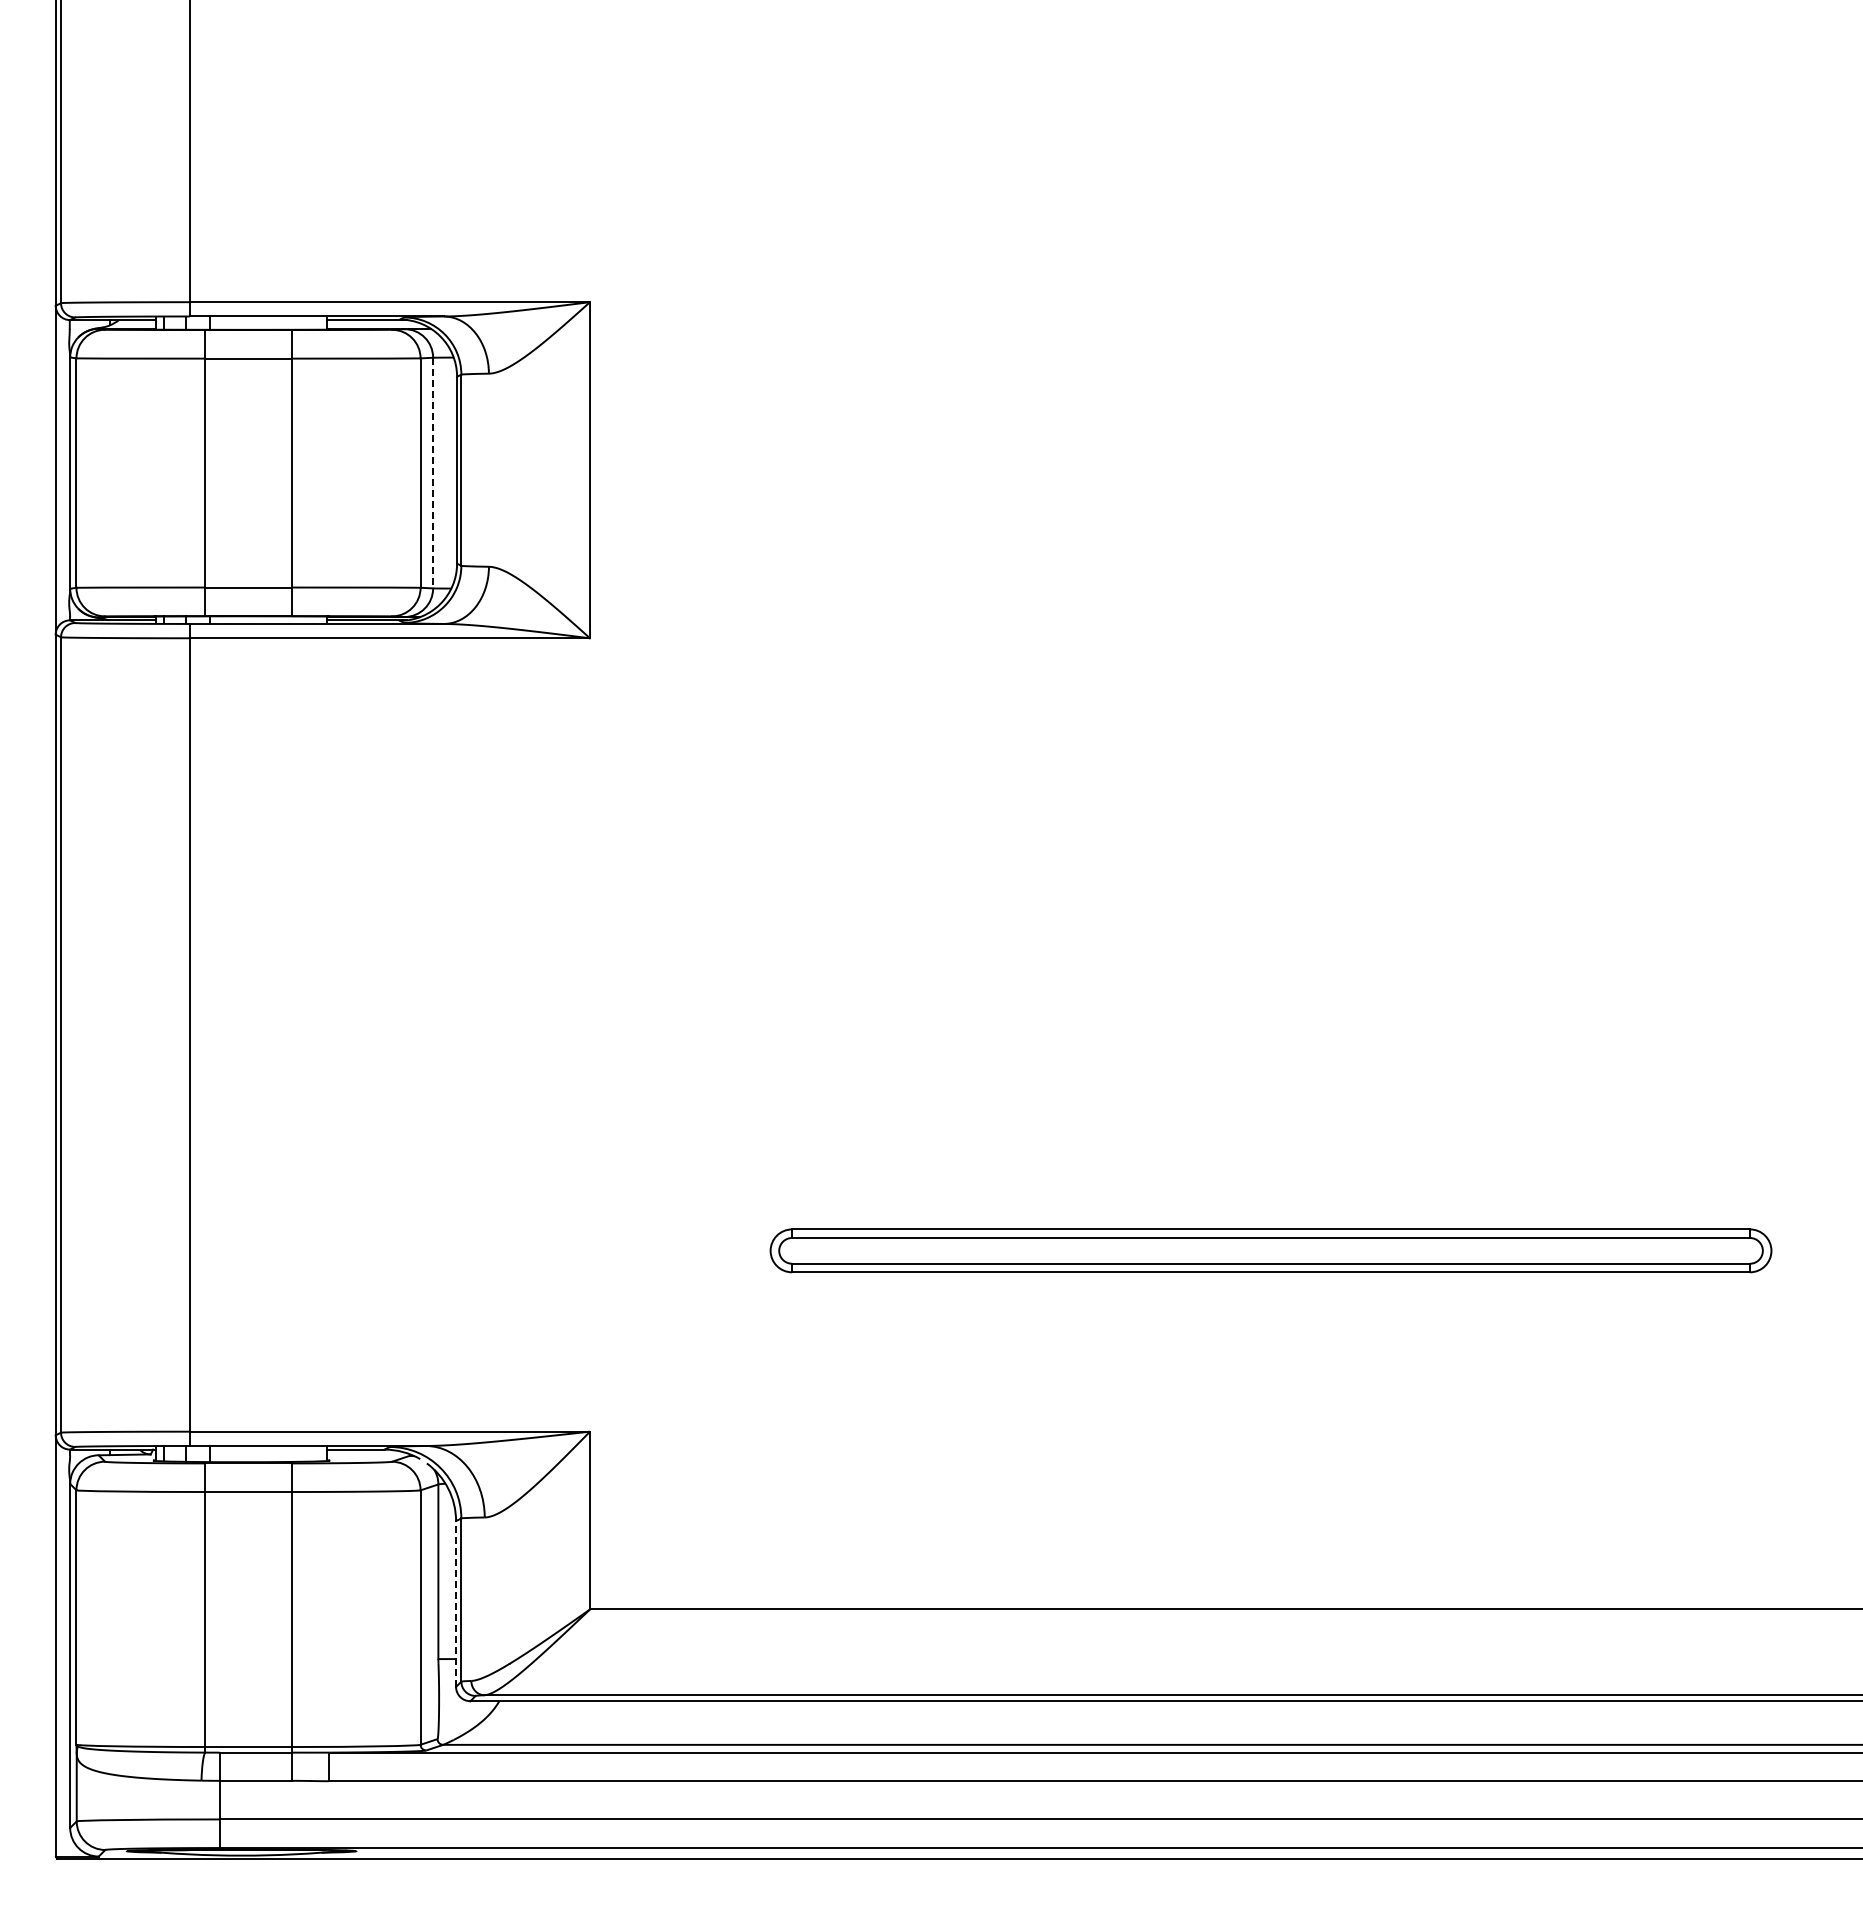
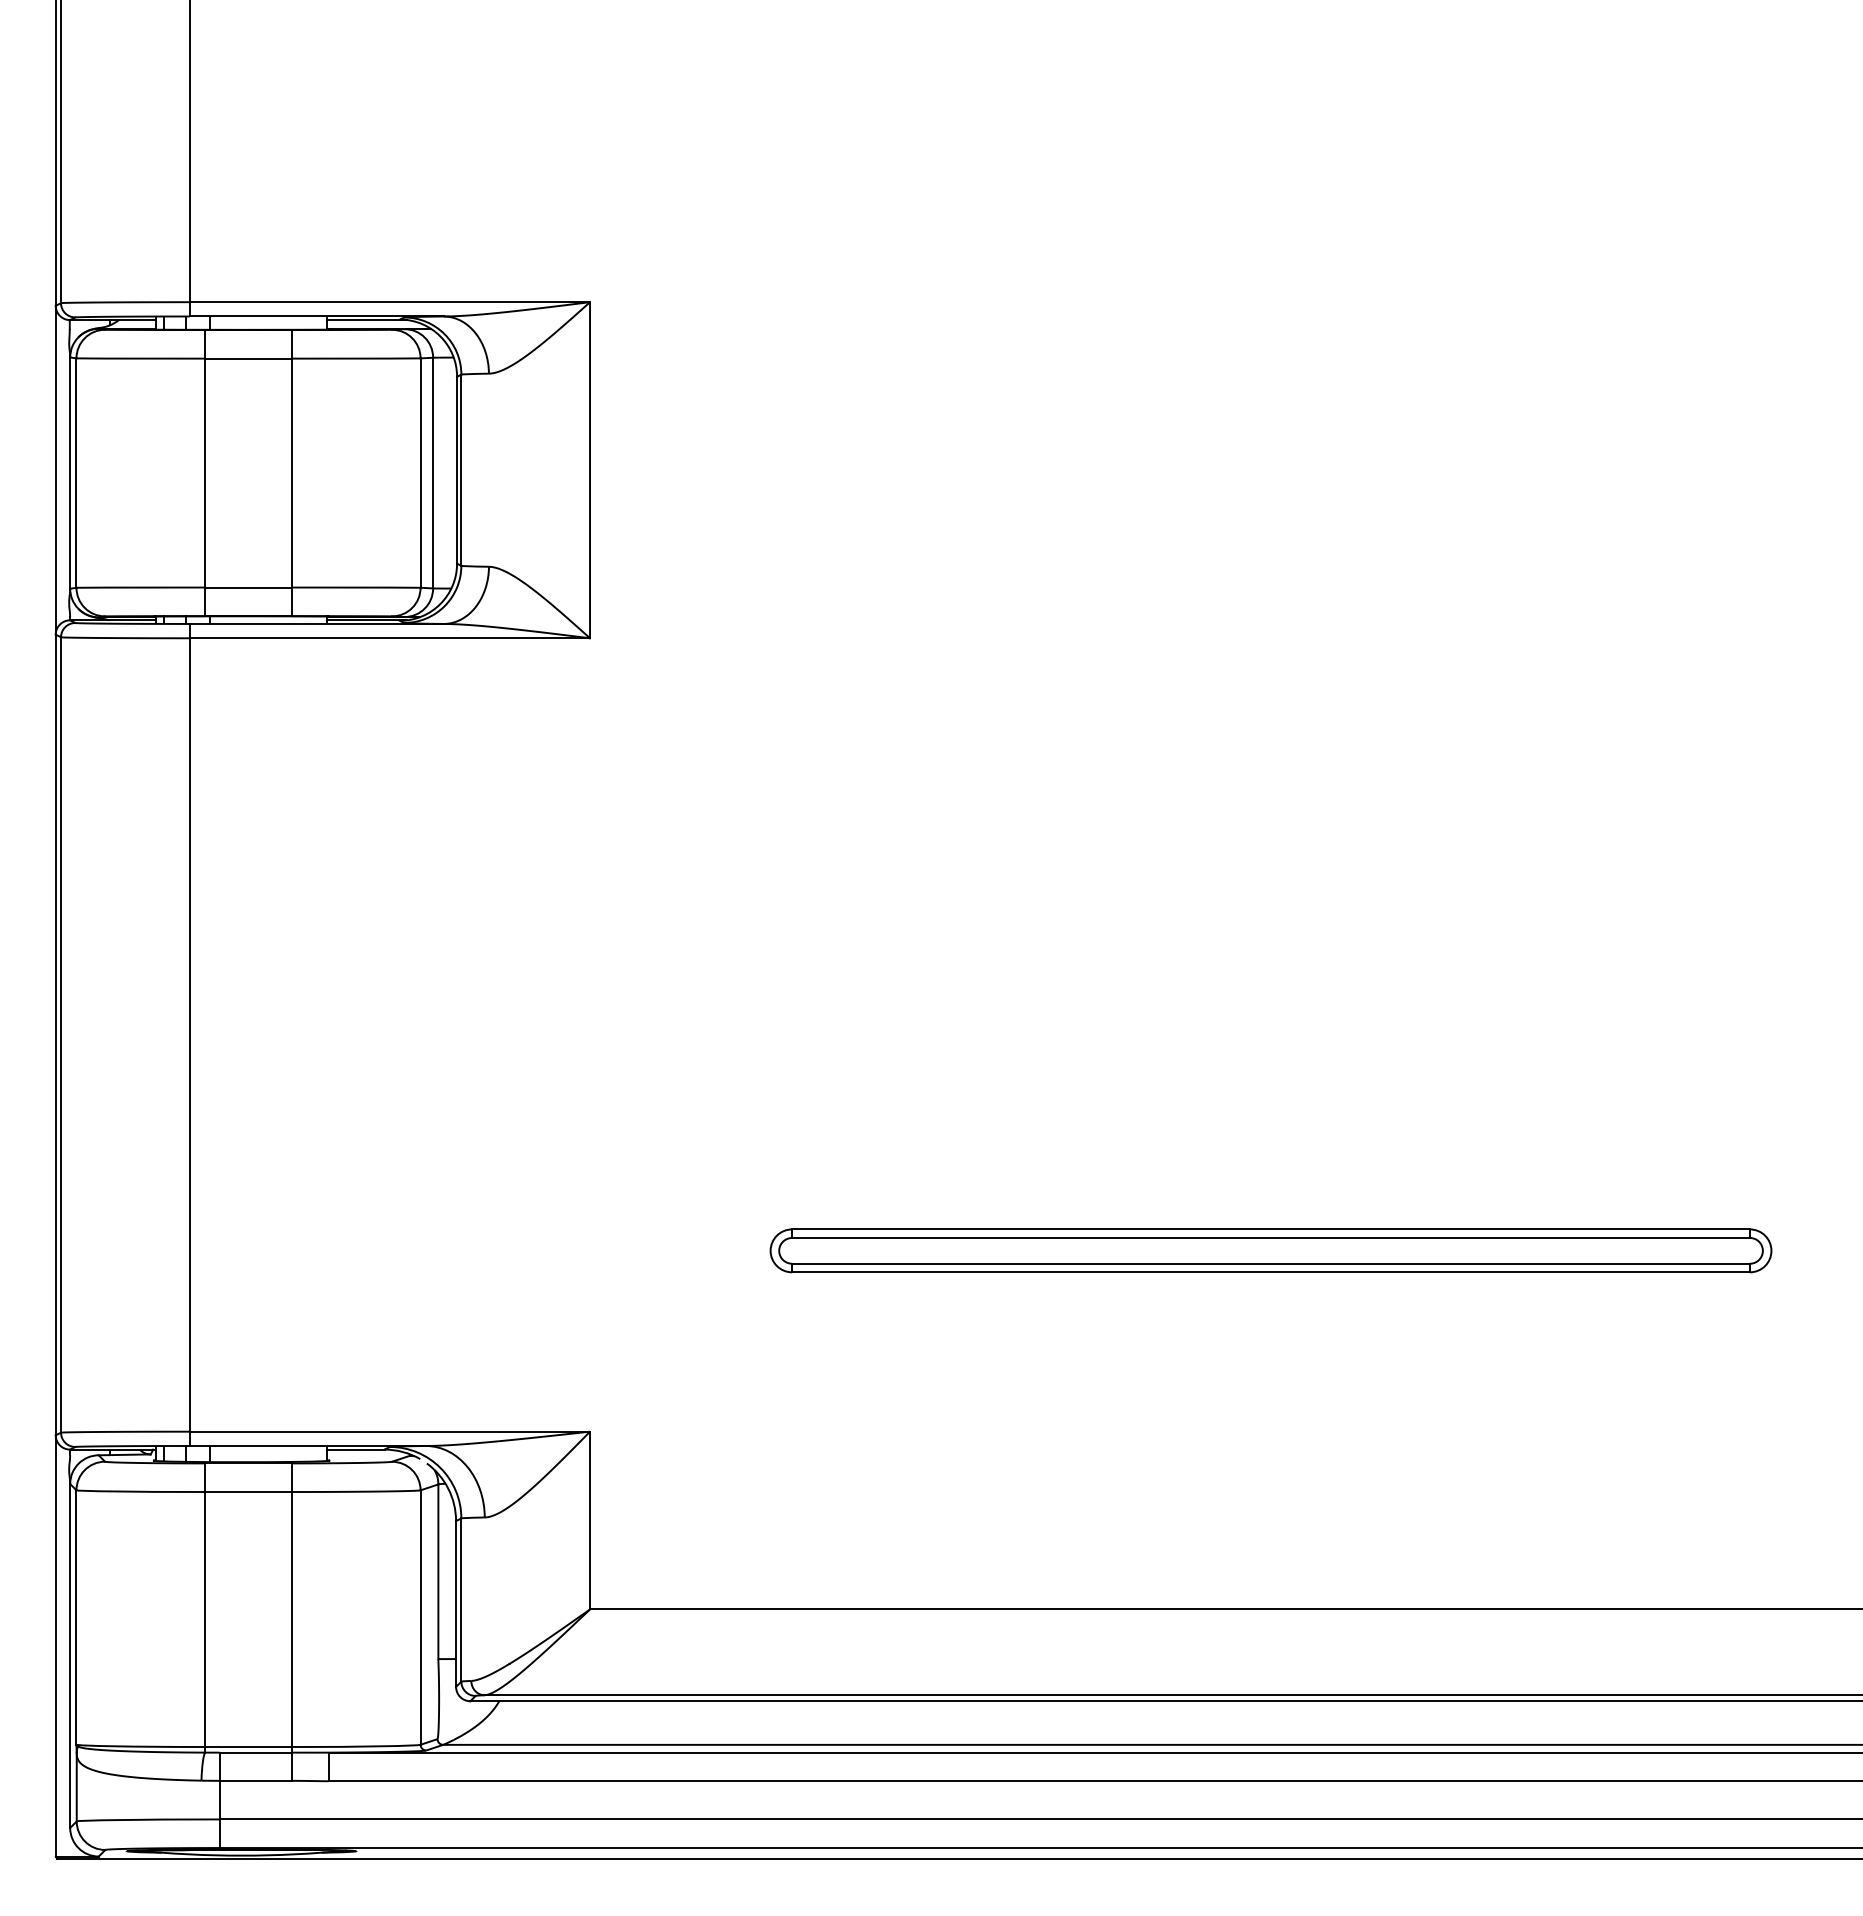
line: dashed -> solid (433, 473)
line: dashed -> solid (456, 1604)
